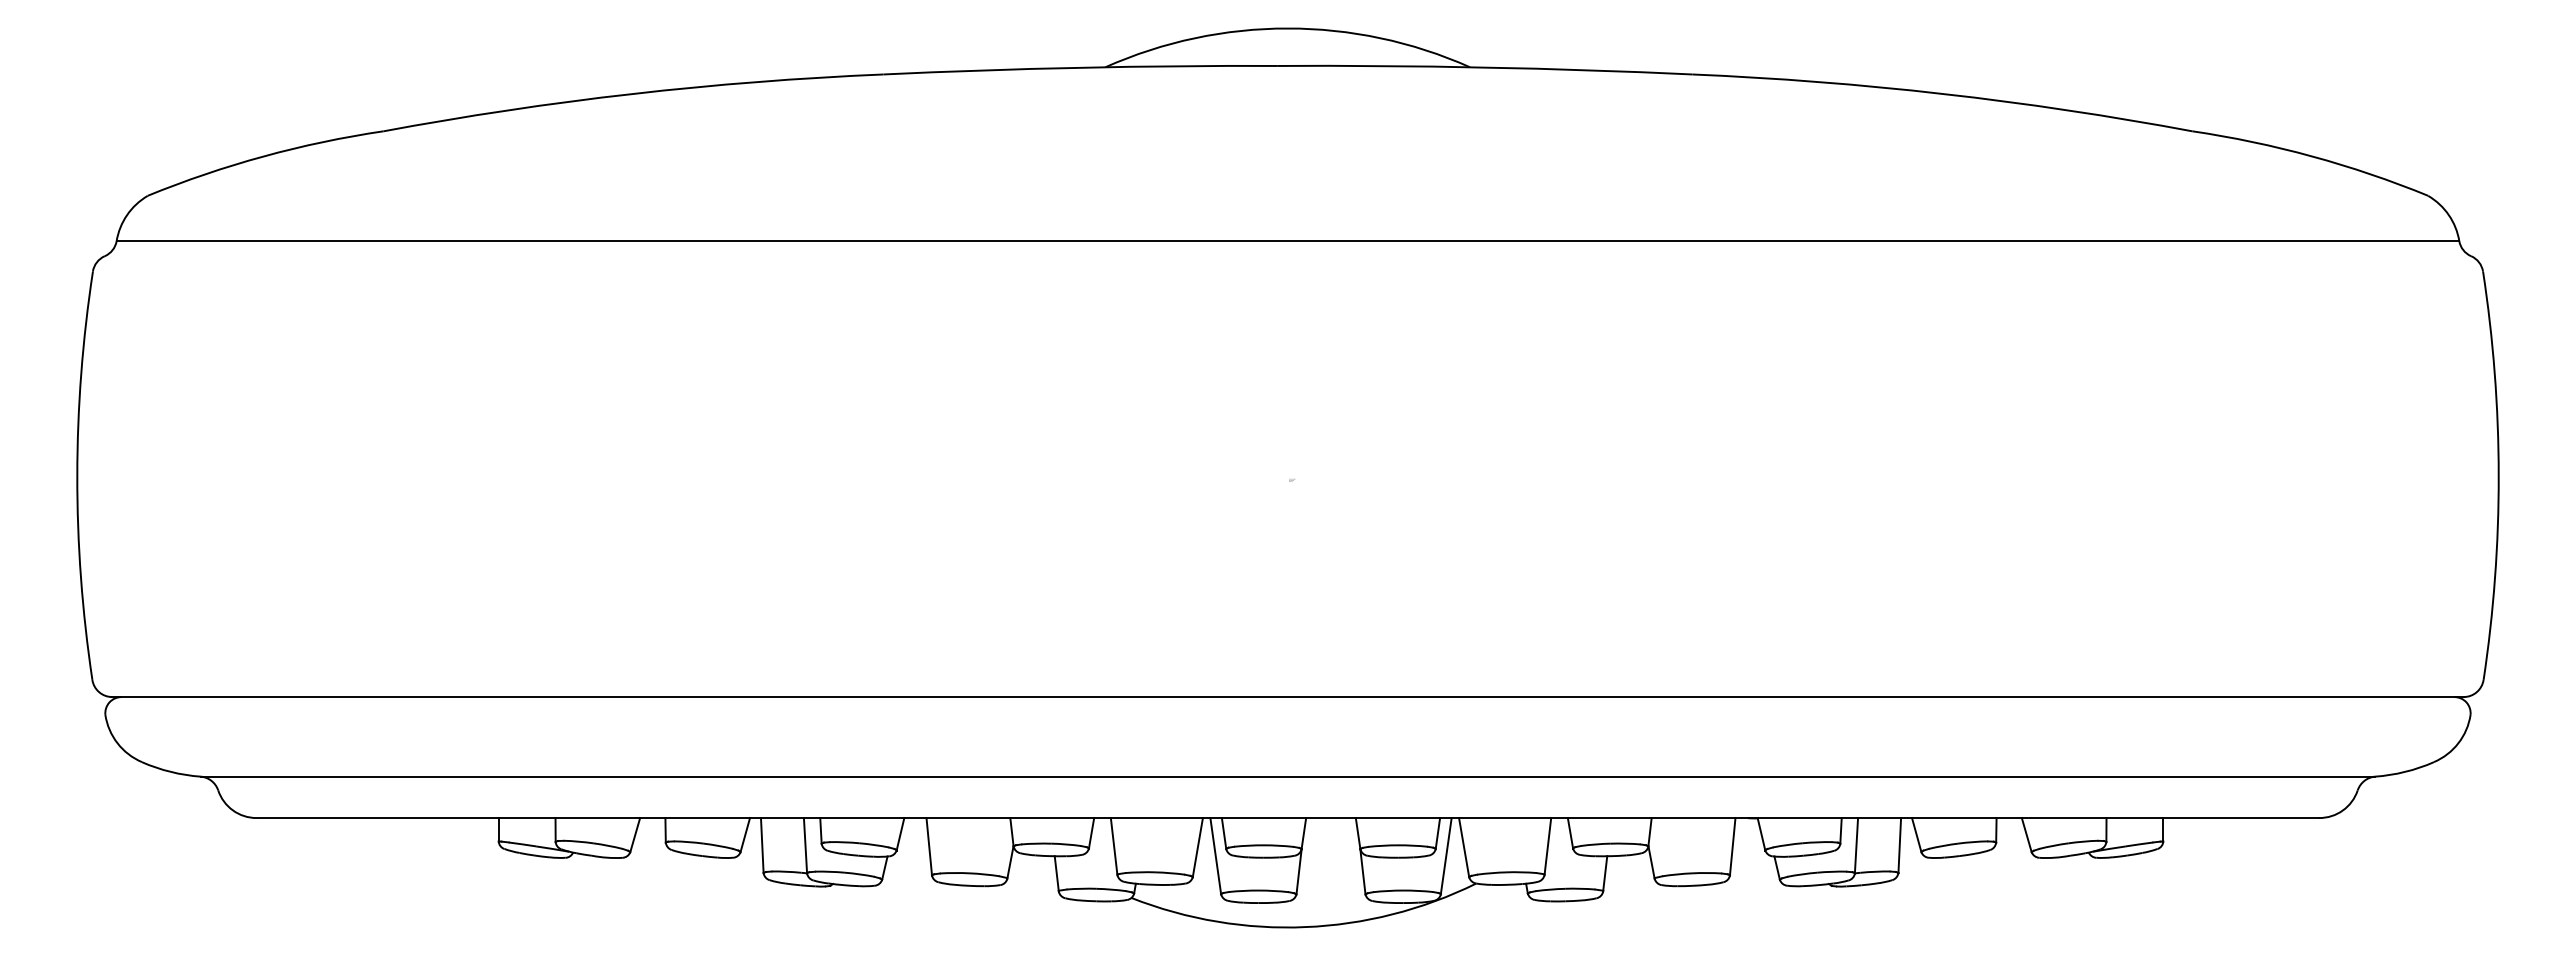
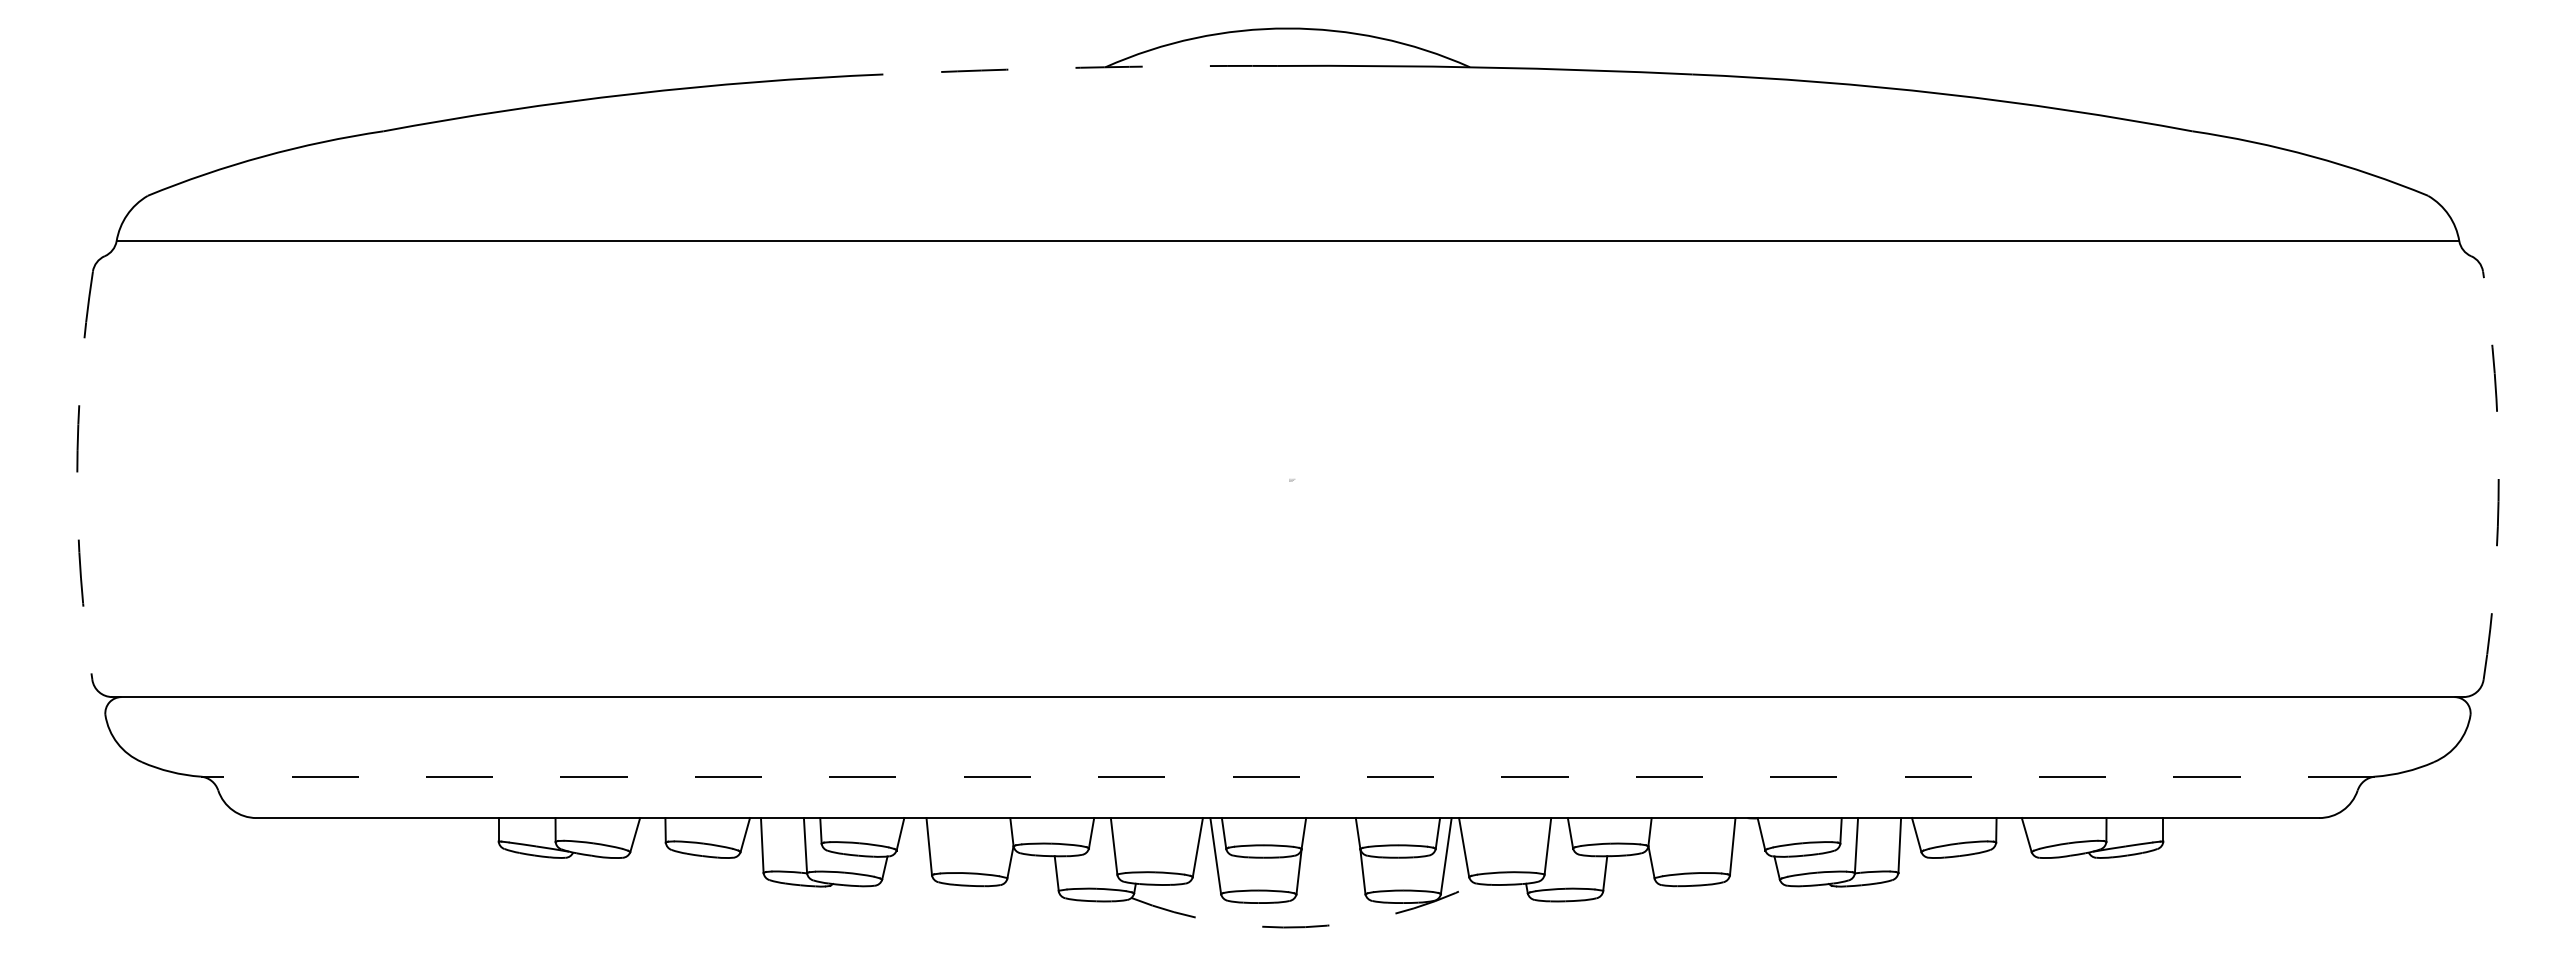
arc: solid -> dashed (1080, 67)
arc: solid -> dashed (77, 475)
arc: solid -> dashed (2498, 475)
line: solid -> dashed (1287, 776)
arc: solid -> dashed (1305, 927)
